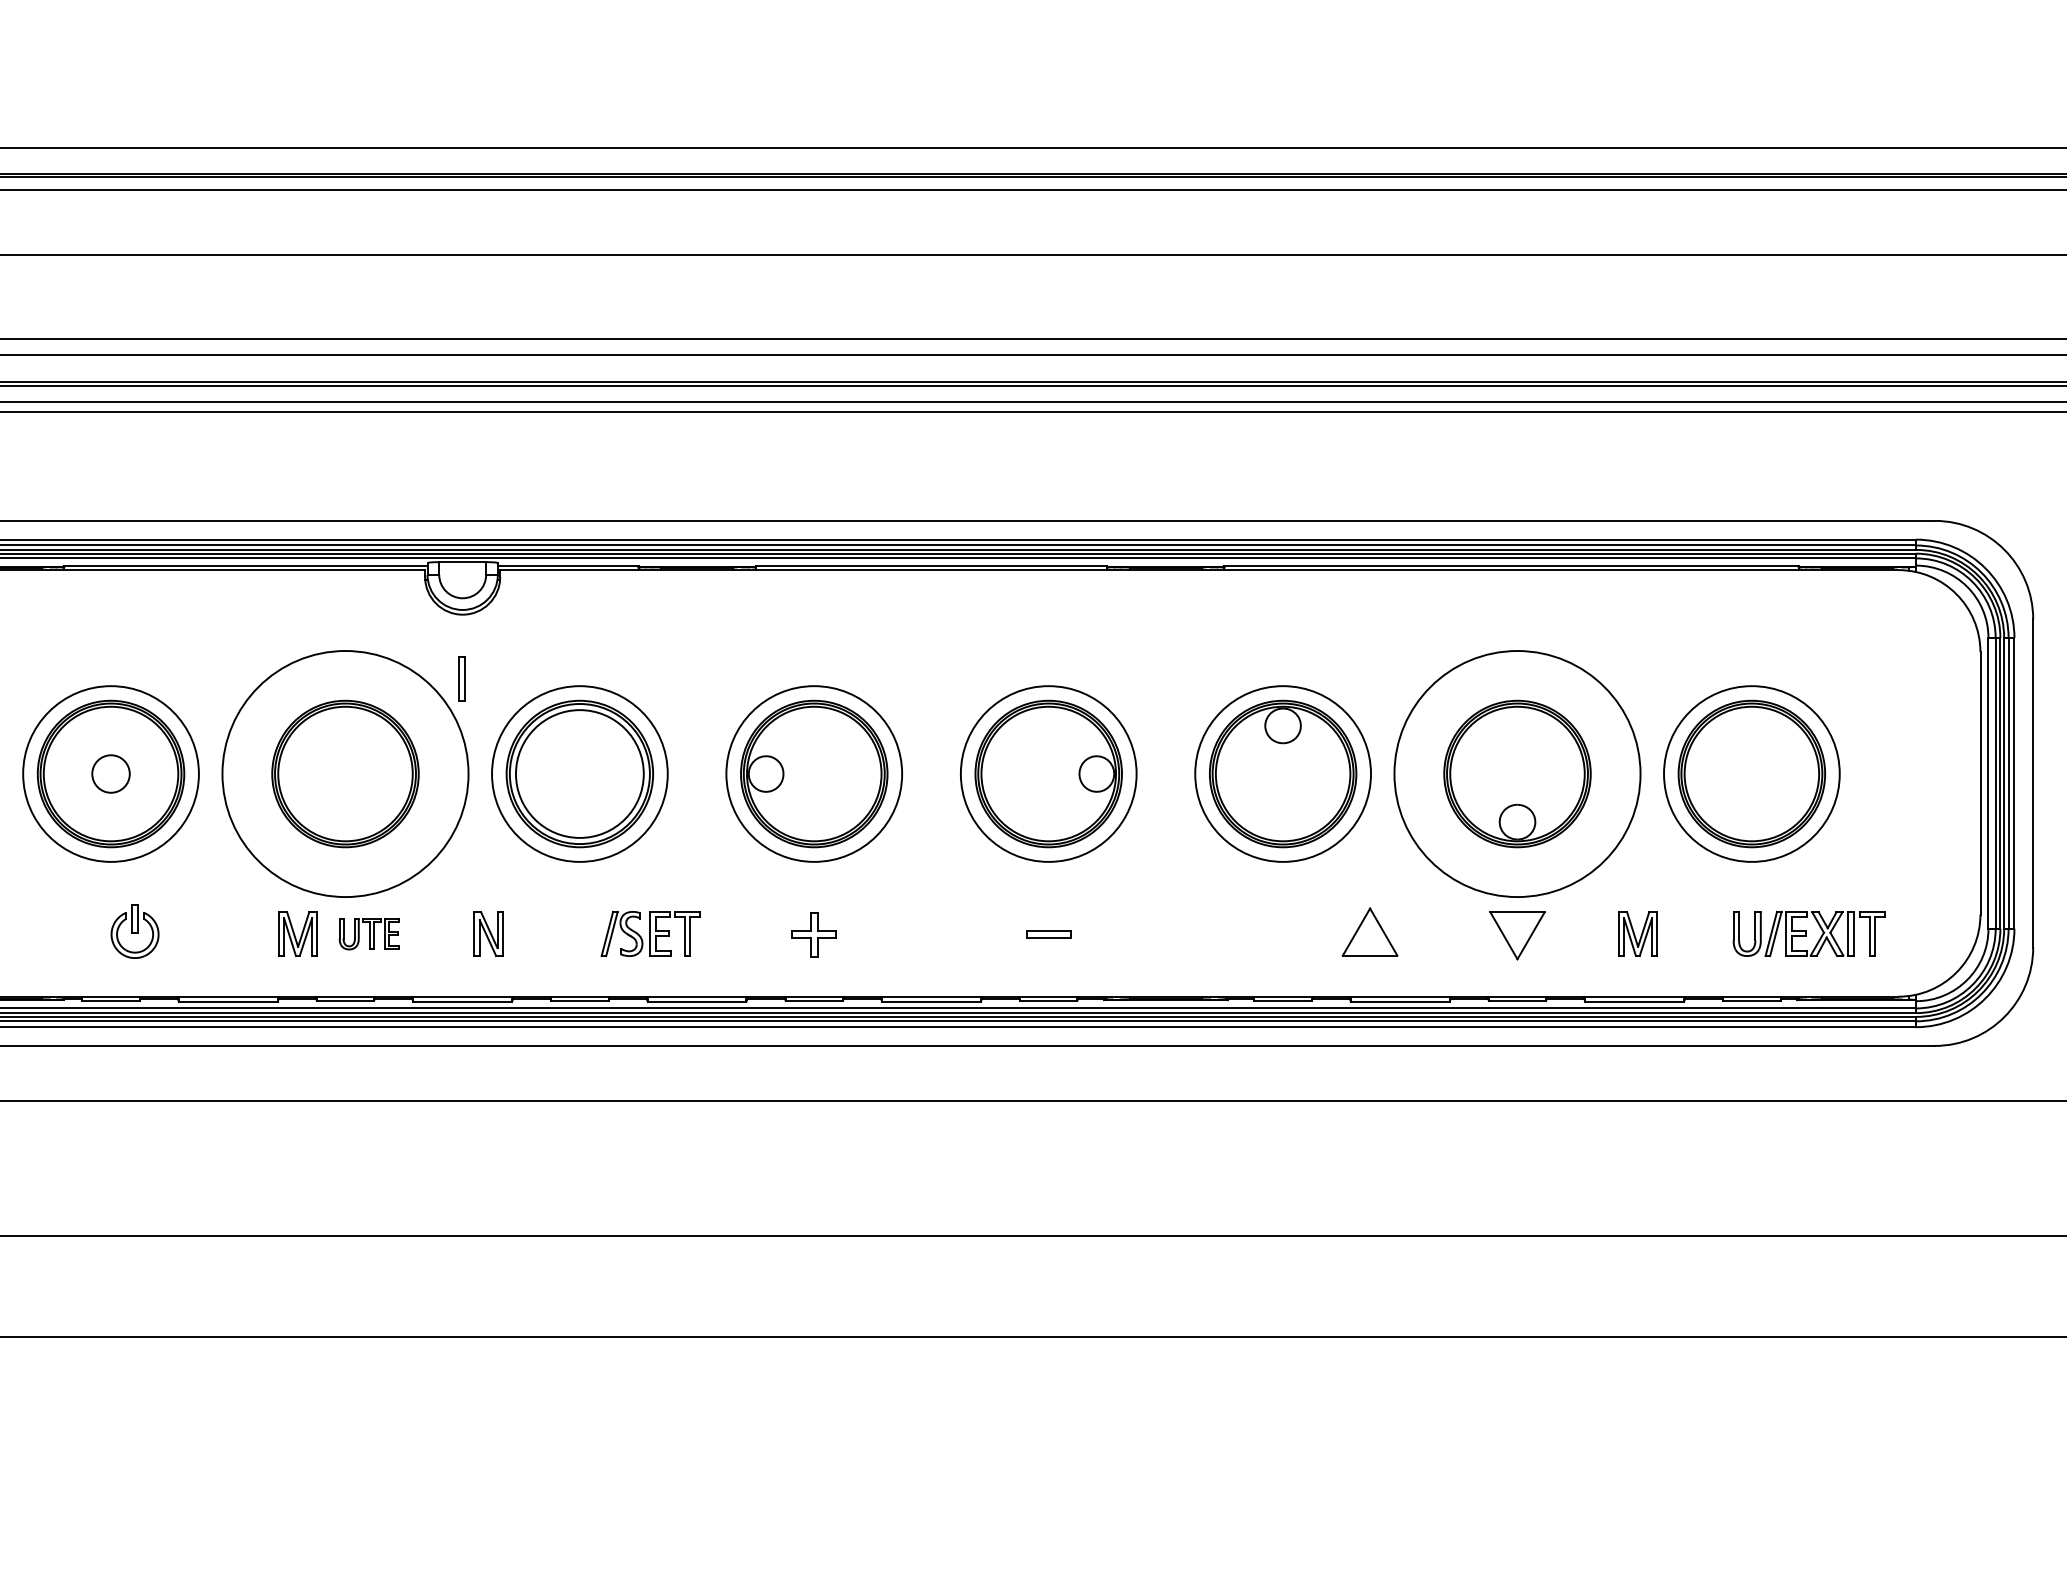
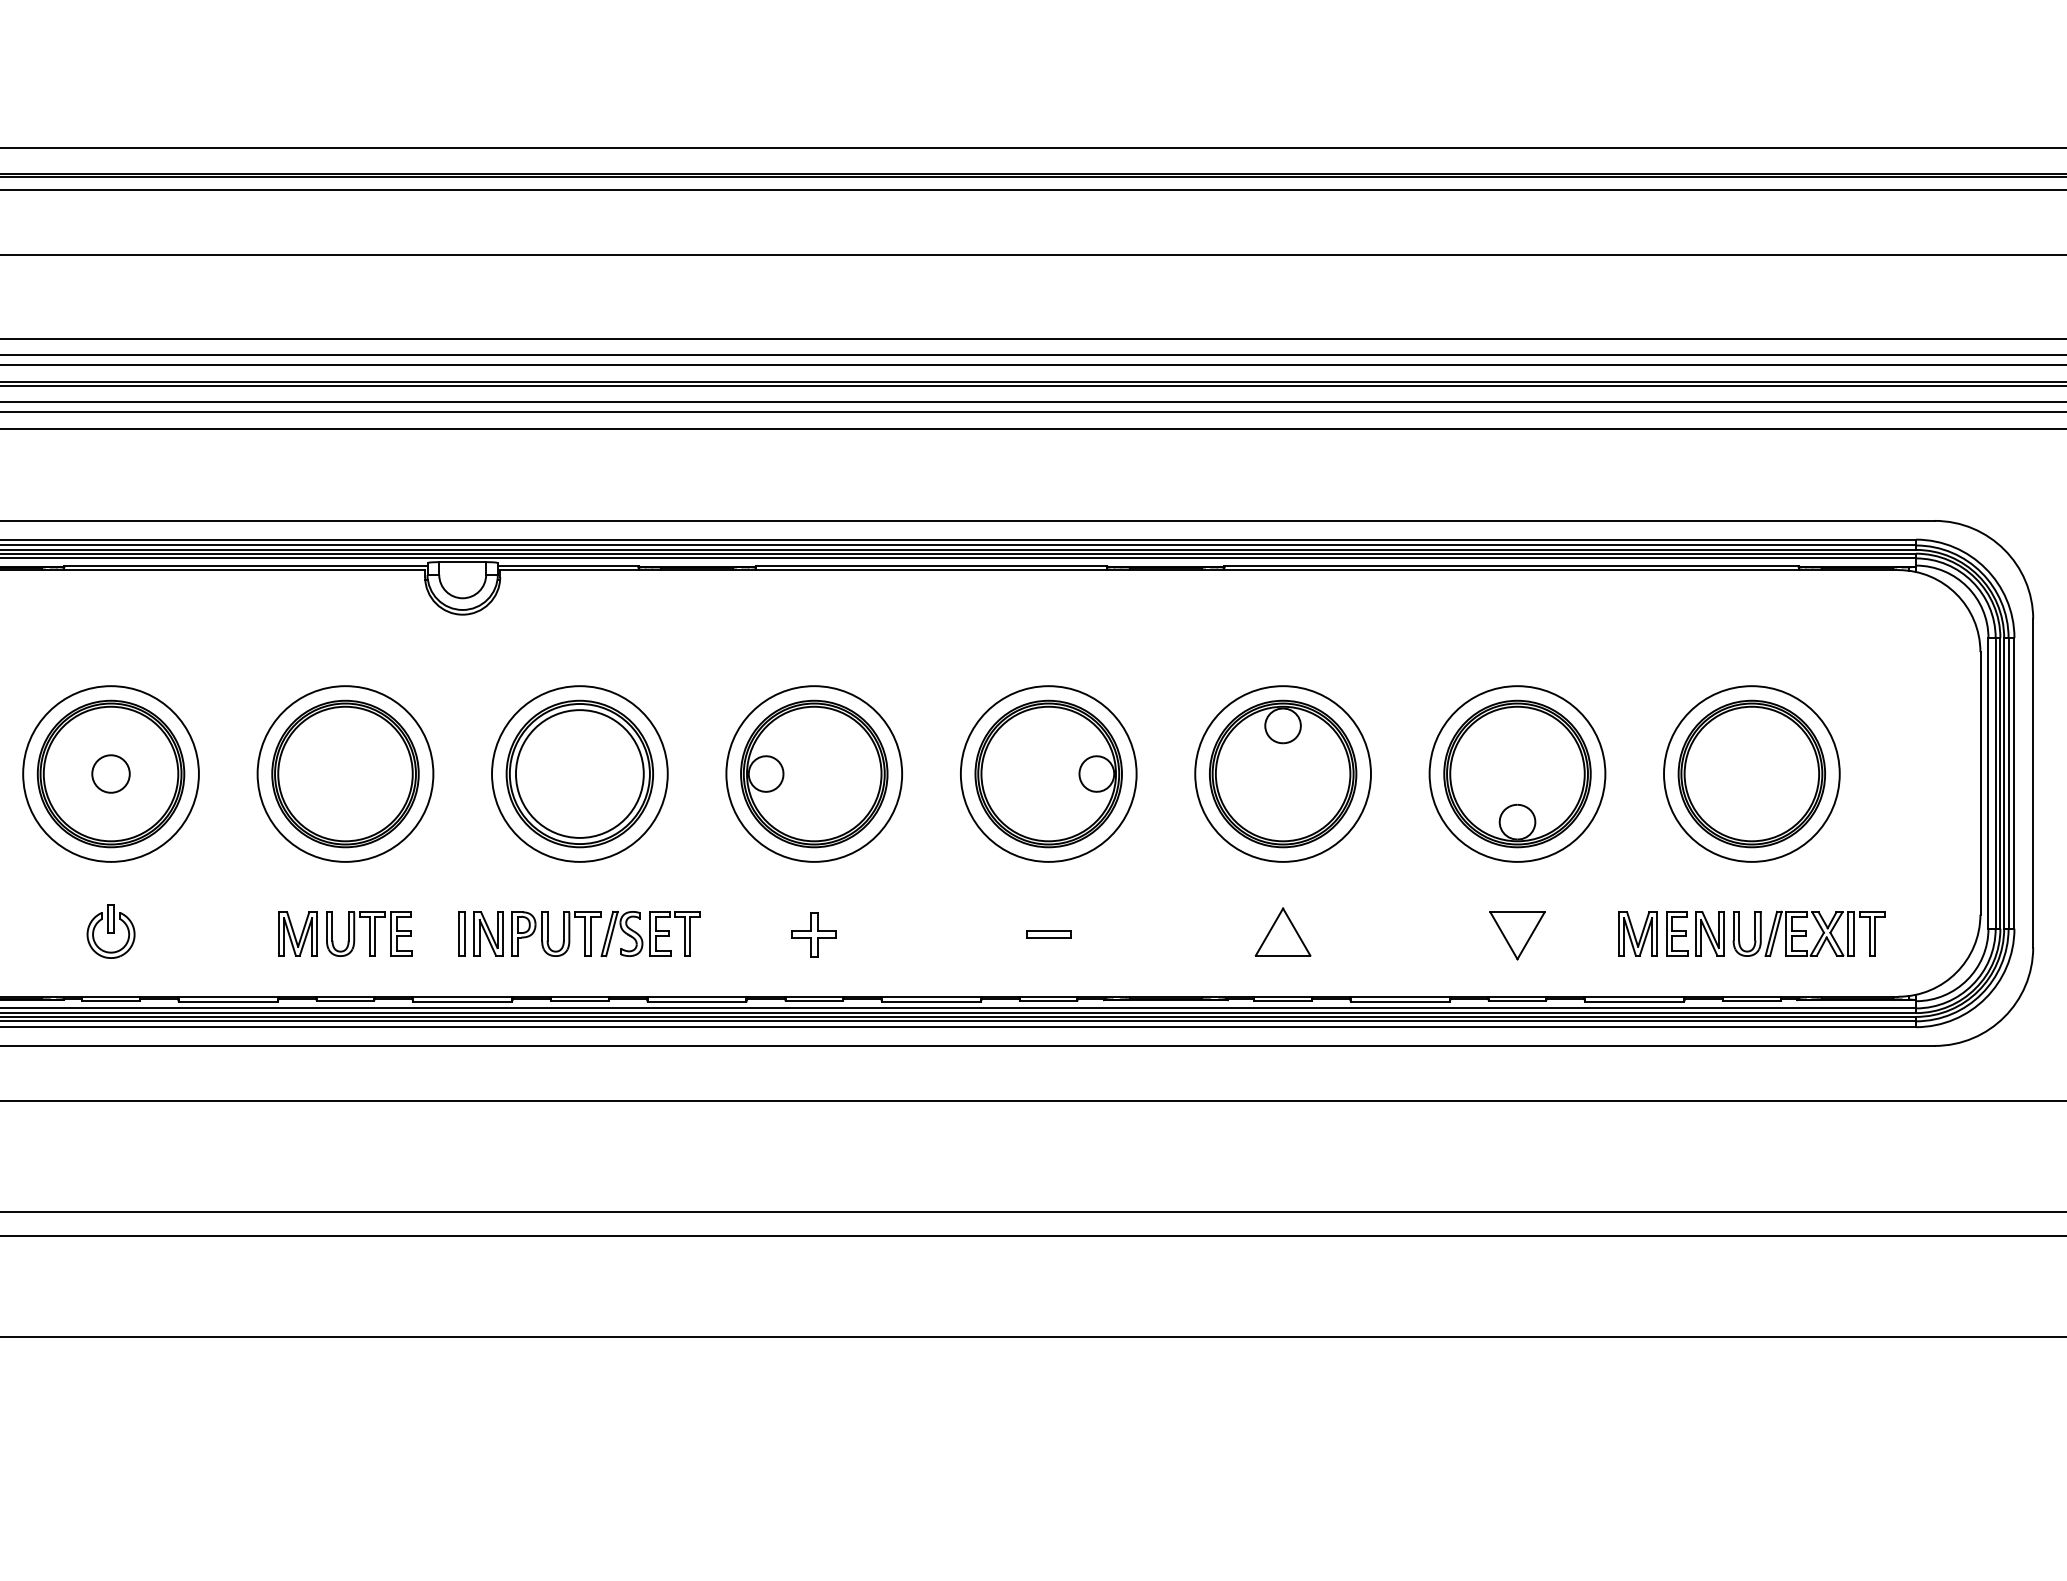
line: none -> present (1032, 365)
line: none -> present (1032, 428)
part position: (461, 678) -> (461, 933) (461, 933)
circle diameter: 246 px -> 176 px (345, 773)
circle diameter: 246 px -> 176 px (1517, 773)
part position: (134, 931) -> (110, 931) (110, 931)
part position: (1369, 931) -> (1282, 931) (1282, 931)
part: none -> present (563, 933)
part: none -> present (1695, 933)
part size: 62x33 px -> 87x46 px (369, 933)
line: none -> present (1032, 1211)
